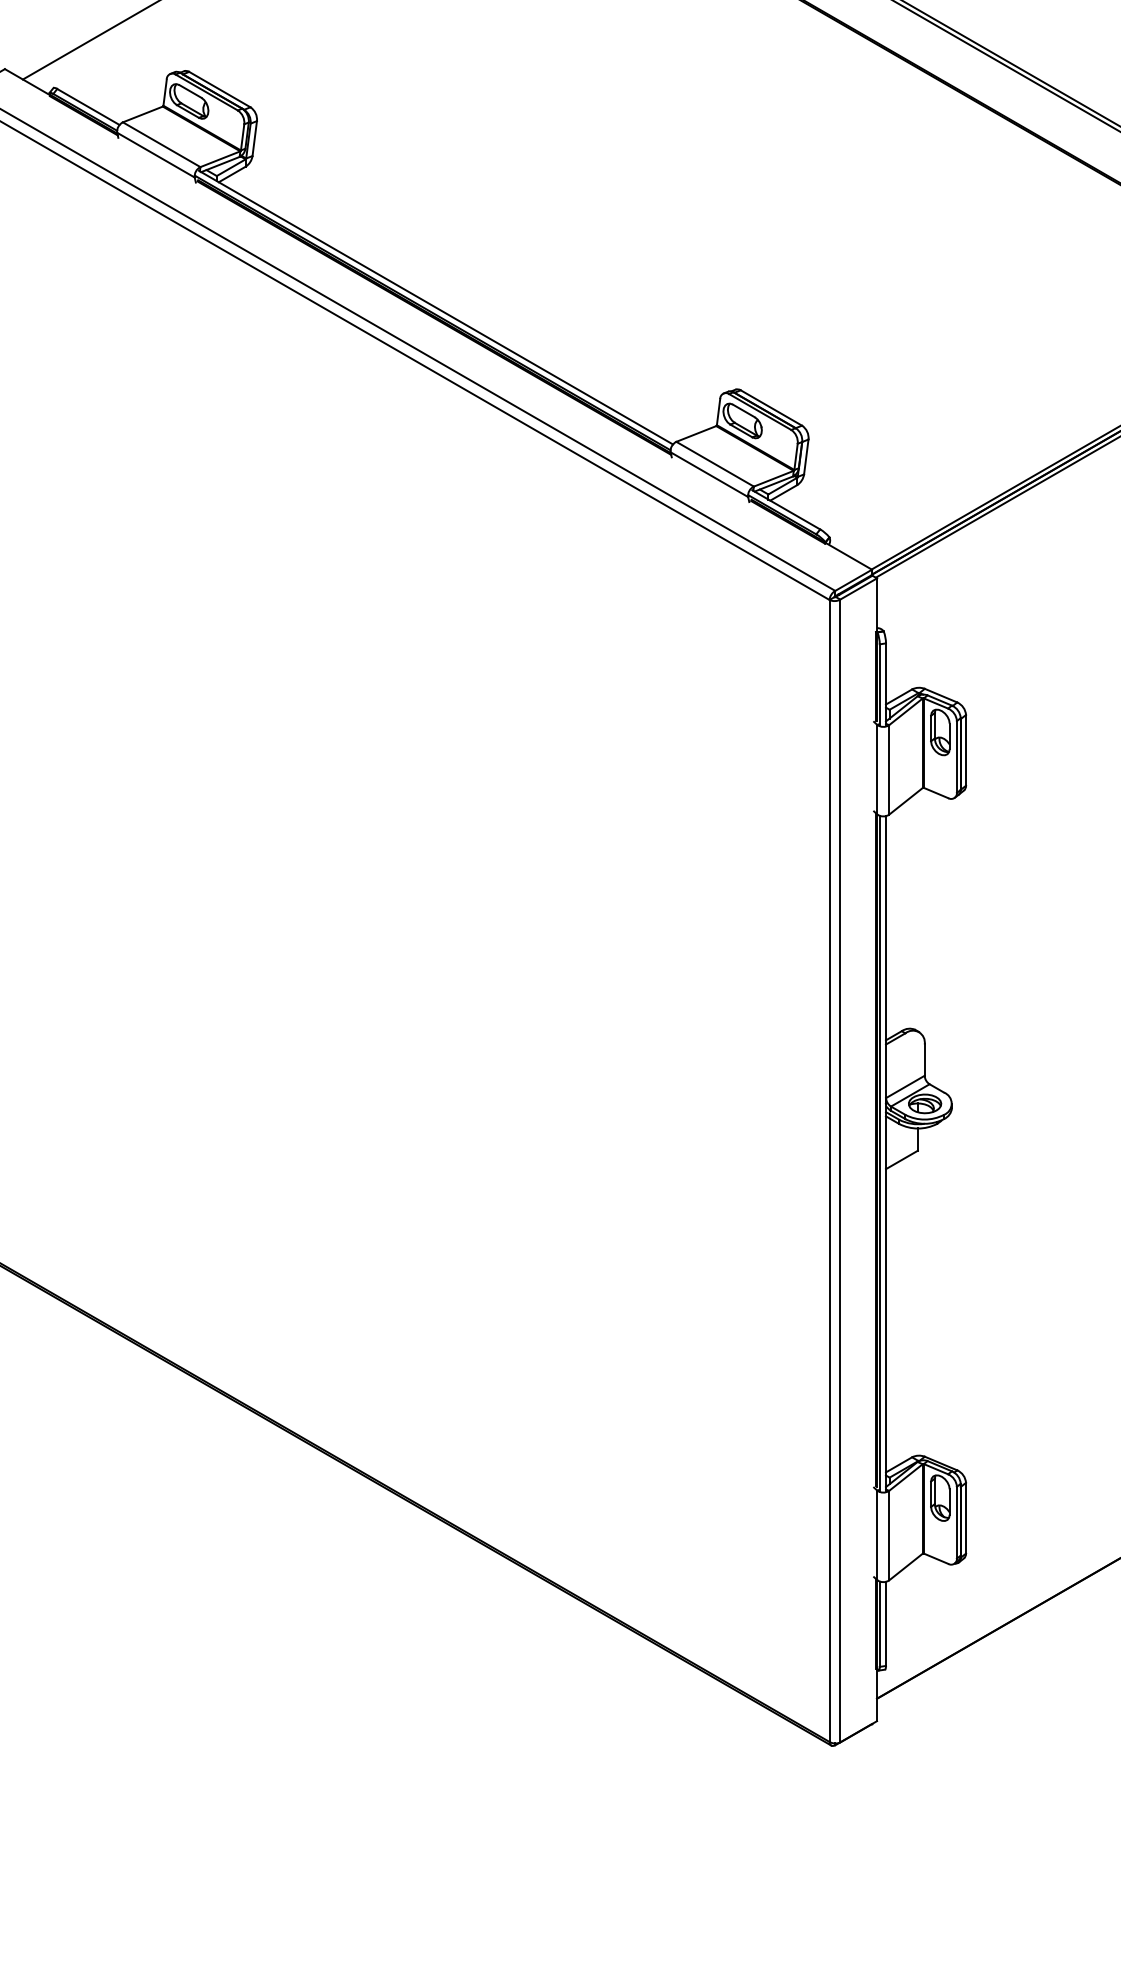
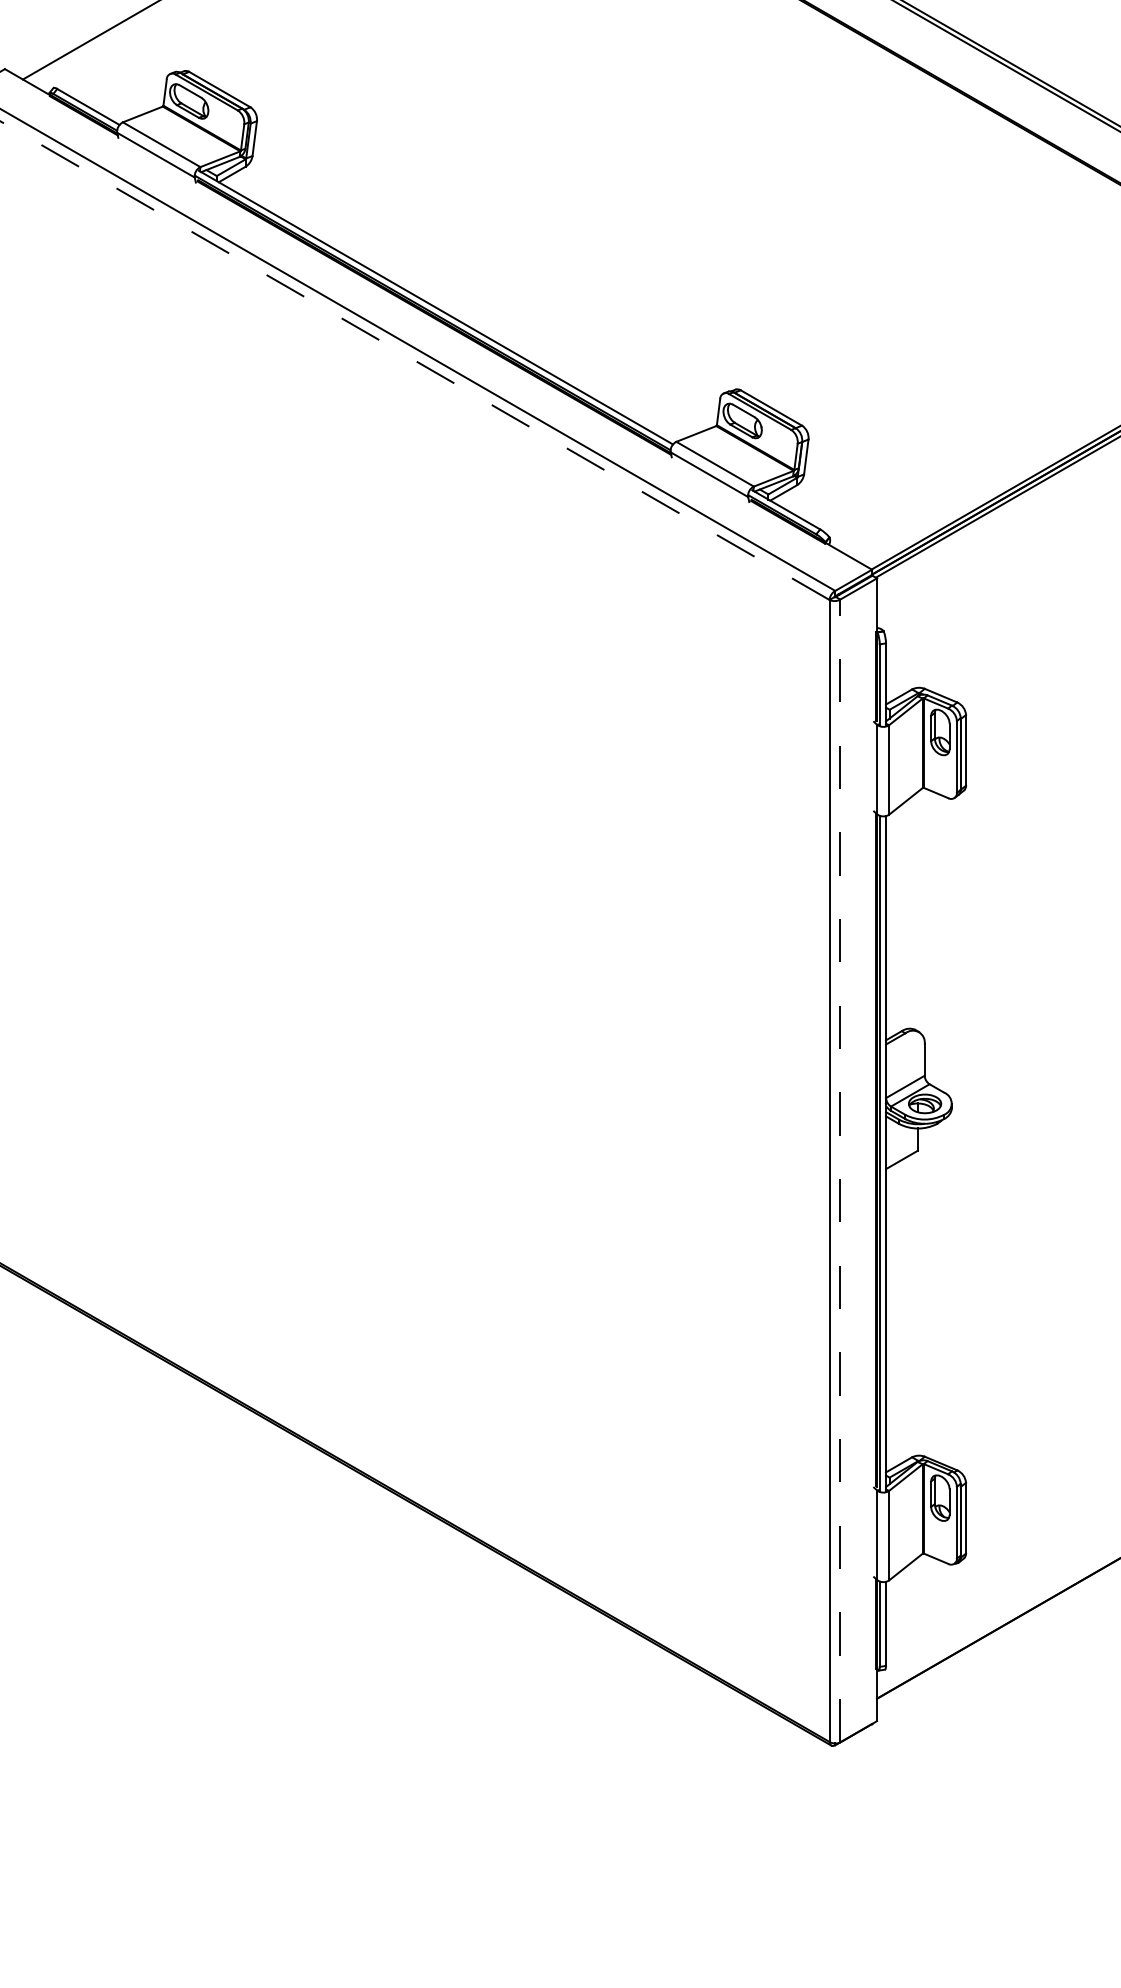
line: solid -> dashed (415, 360)
line: solid -> dashed (840, 1170)
